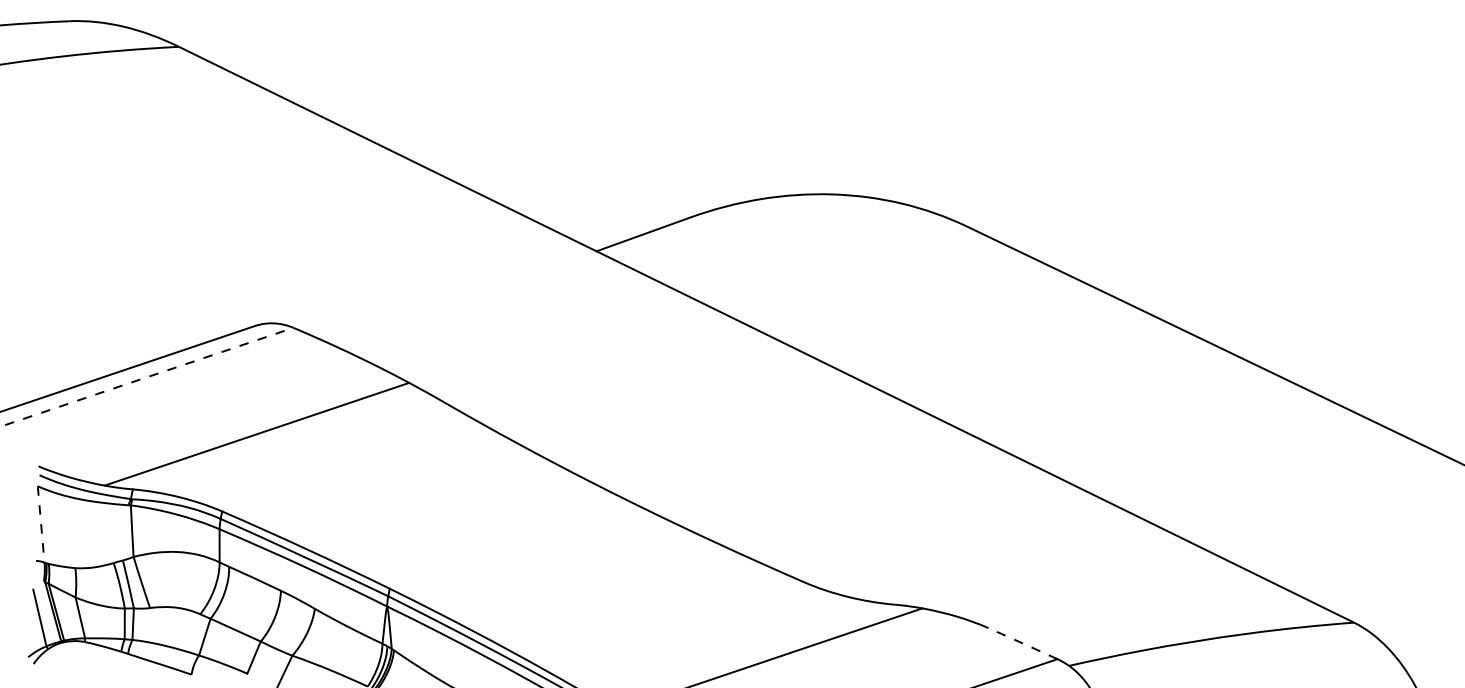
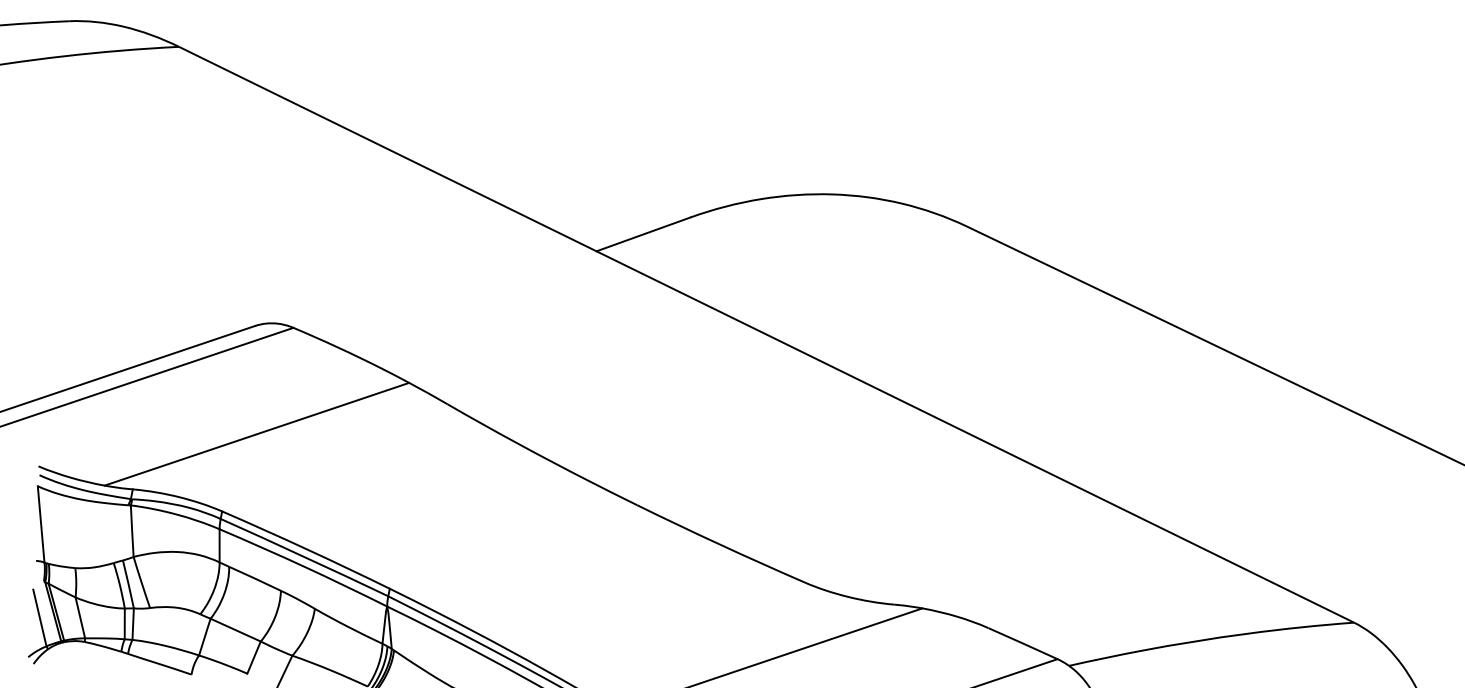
line: dashed -> solid (146, 377)
line: dashed -> solid (41, 524)
arc: dashed -> solid (1023, 643)
